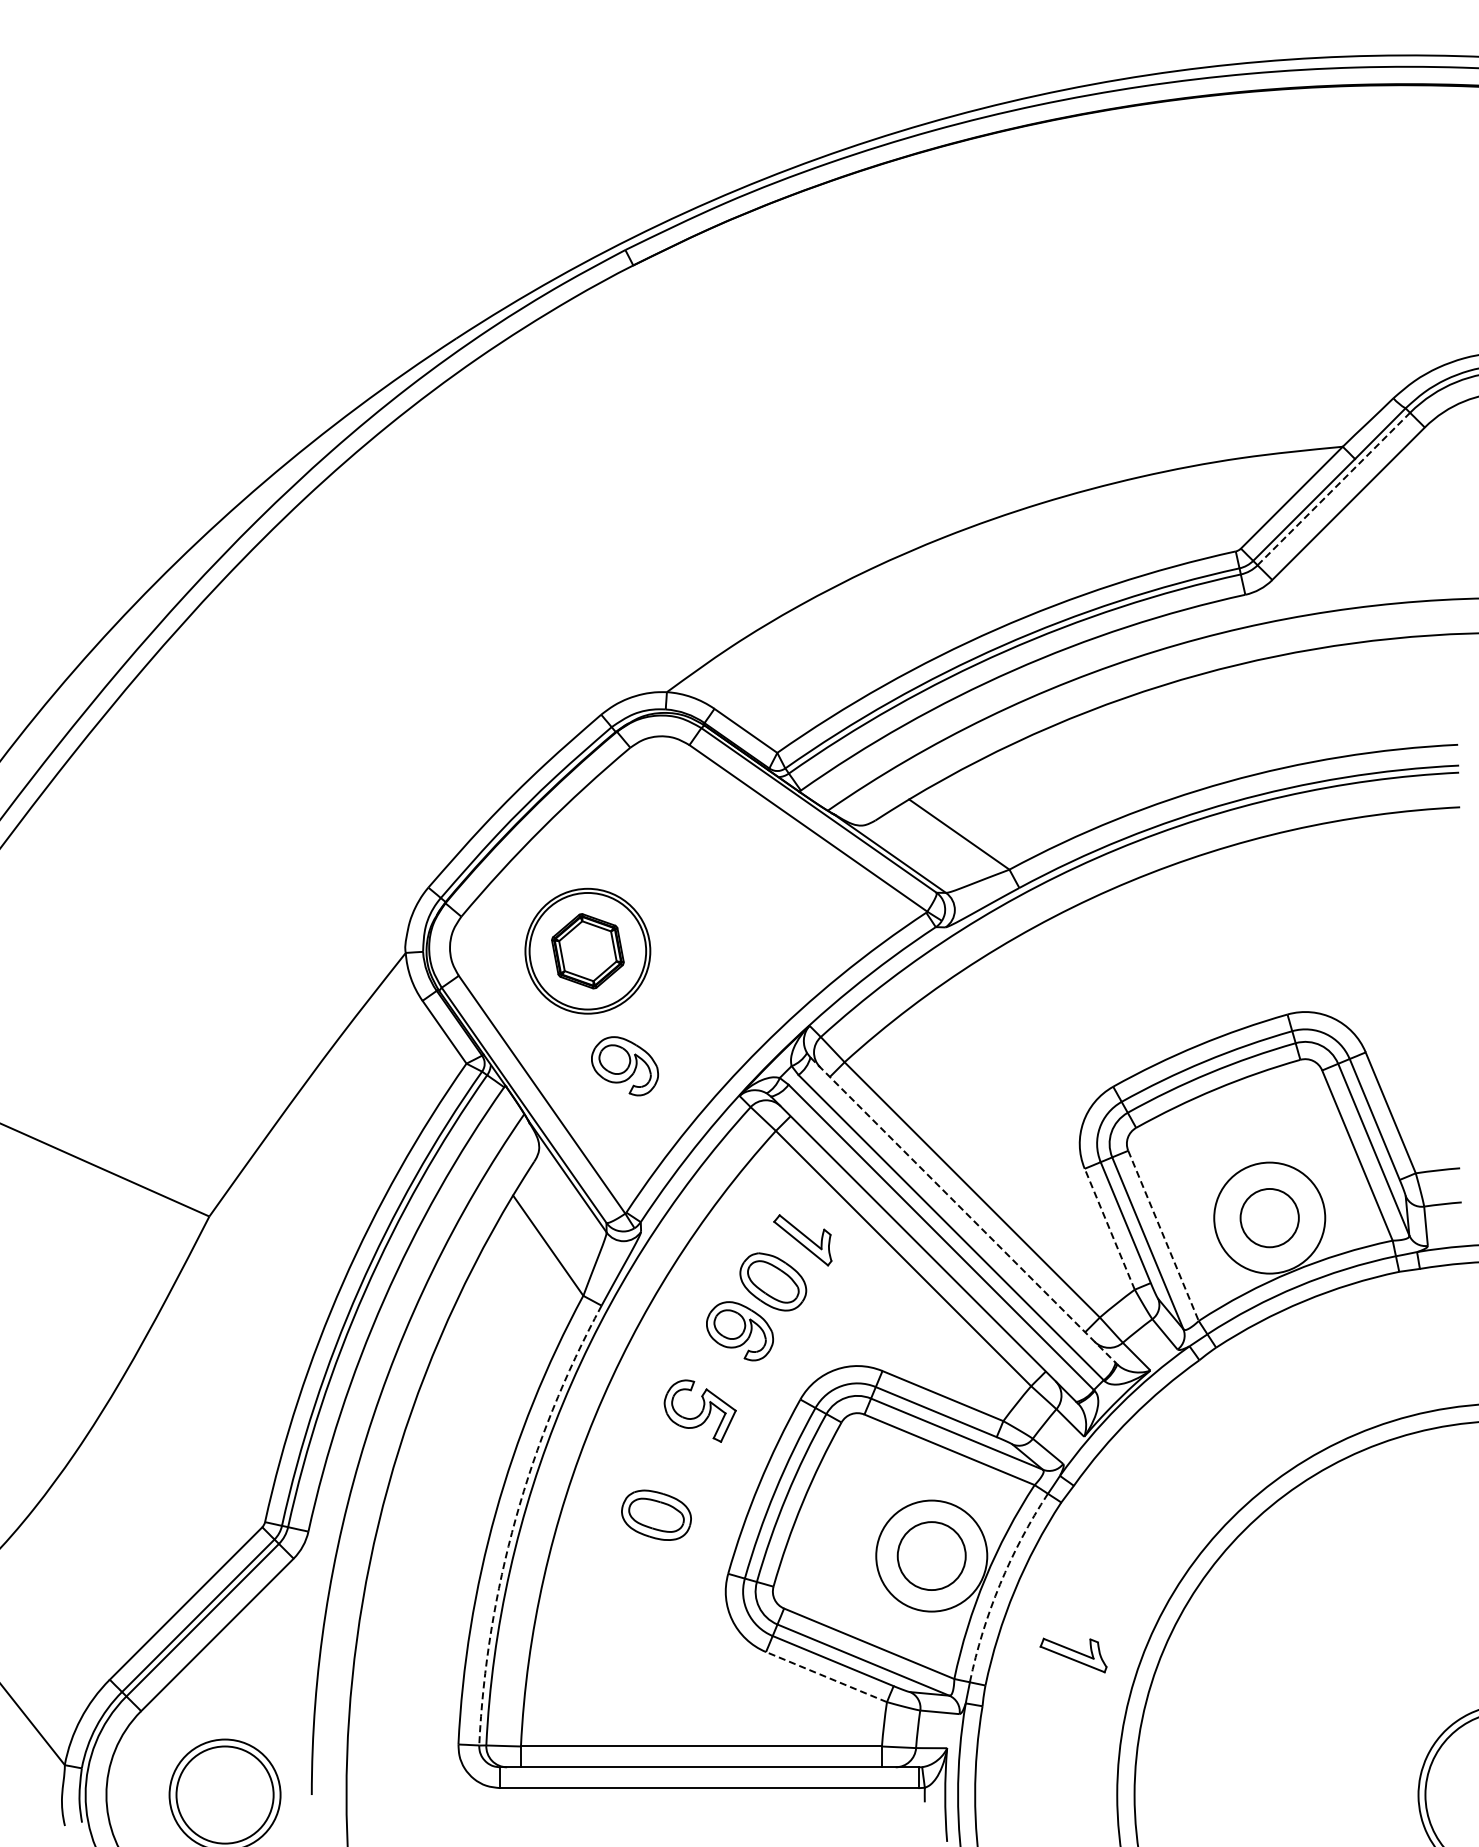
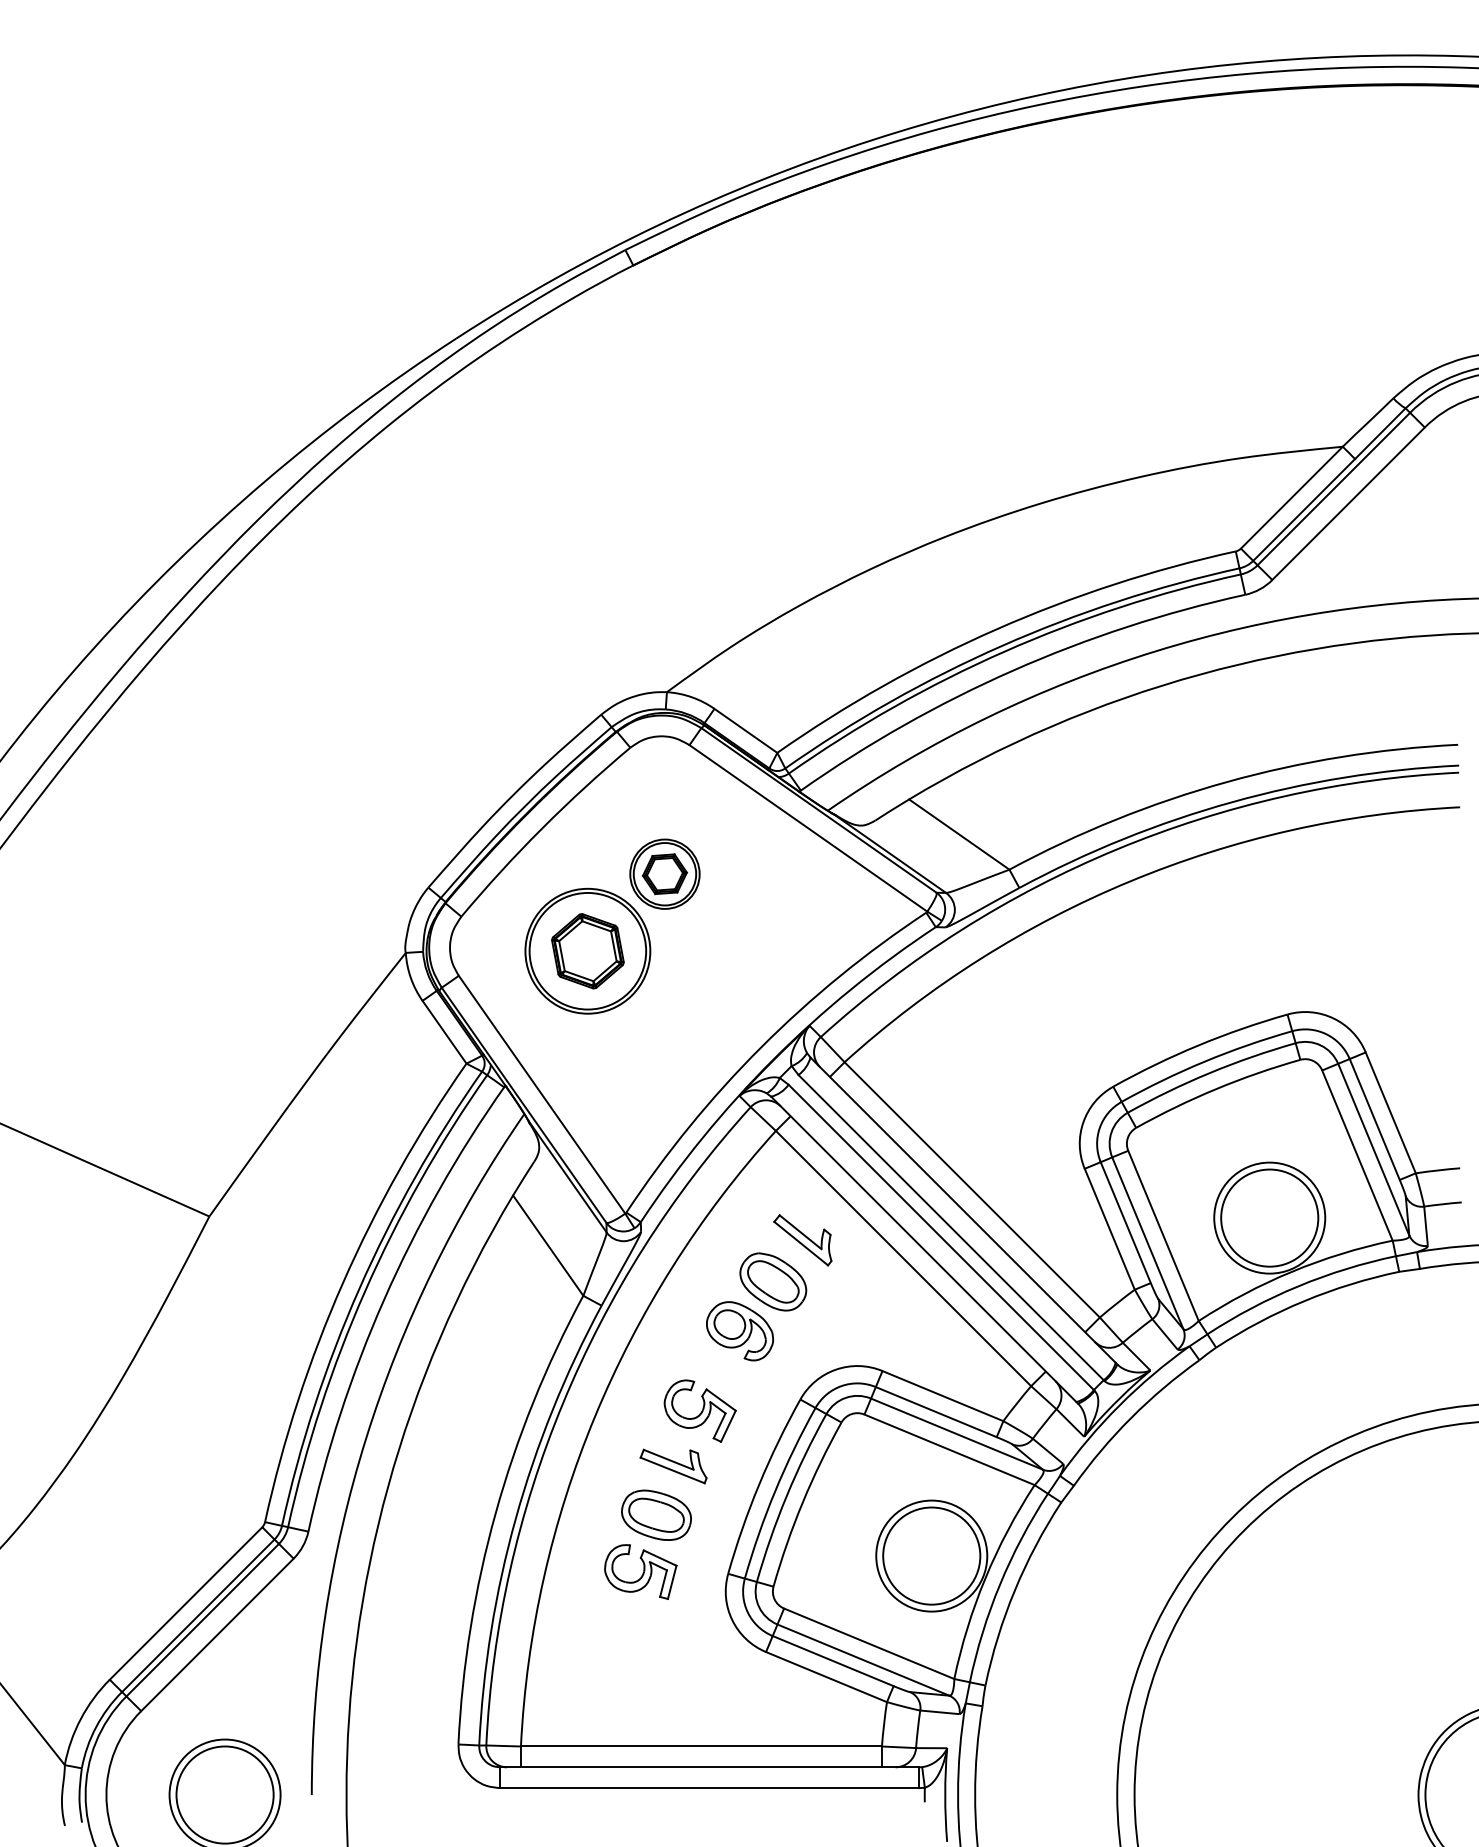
line: dashed -> solid (1333, 489)
part: none -> present (664, 873)
part: present -> none (624, 1066)
line: dashed -> solid (963, 1210)
circle diameter: 58 px -> 97 px (1269, 1217)
line: dashed -> solid (1109, 1228)
line: dashed -> solid (1163, 1236)
arc: dashed -> solid (515, 1518)
circle diameter: 68 px -> 97 px (931, 1555)
part: none -> present (640, 1571)
arc: dashed -> solid (1000, 1584)
part position: (1073, 1655) -> (673, 1466) (673, 1466)
line: dashed -> solid (826, 1676)
